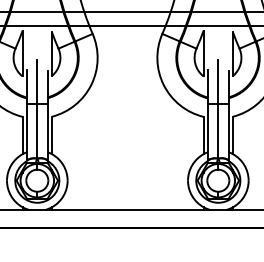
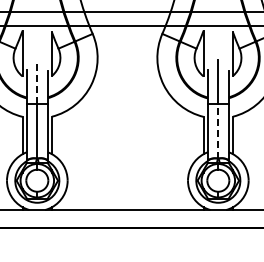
line: solid -> dashed (37, 81)
line: solid -> dashed (218, 131)
